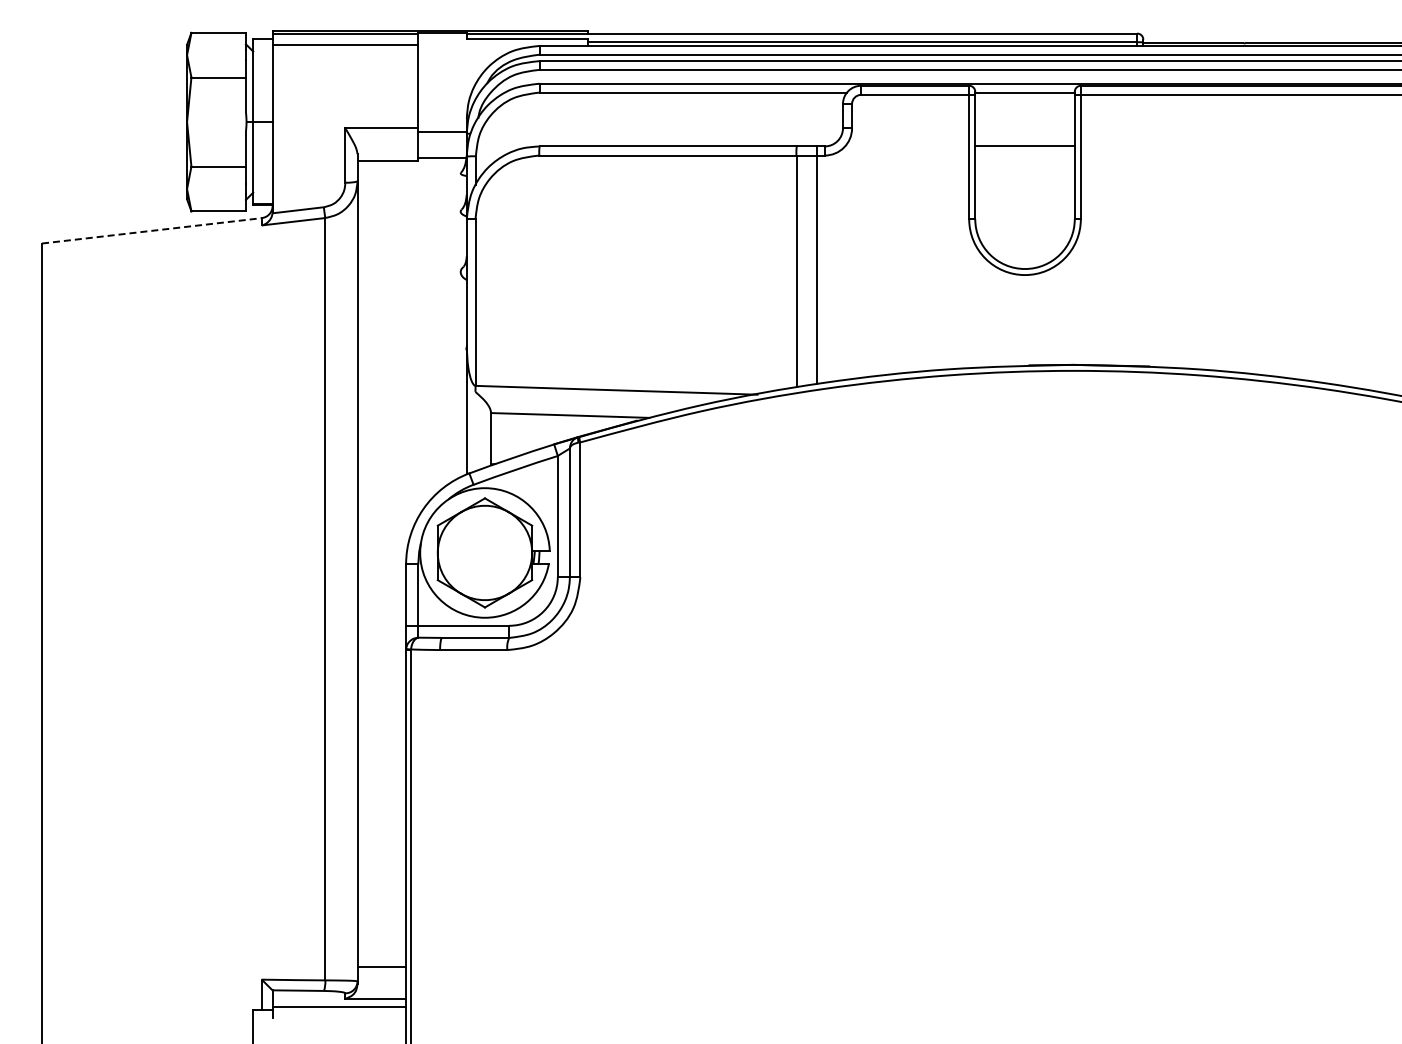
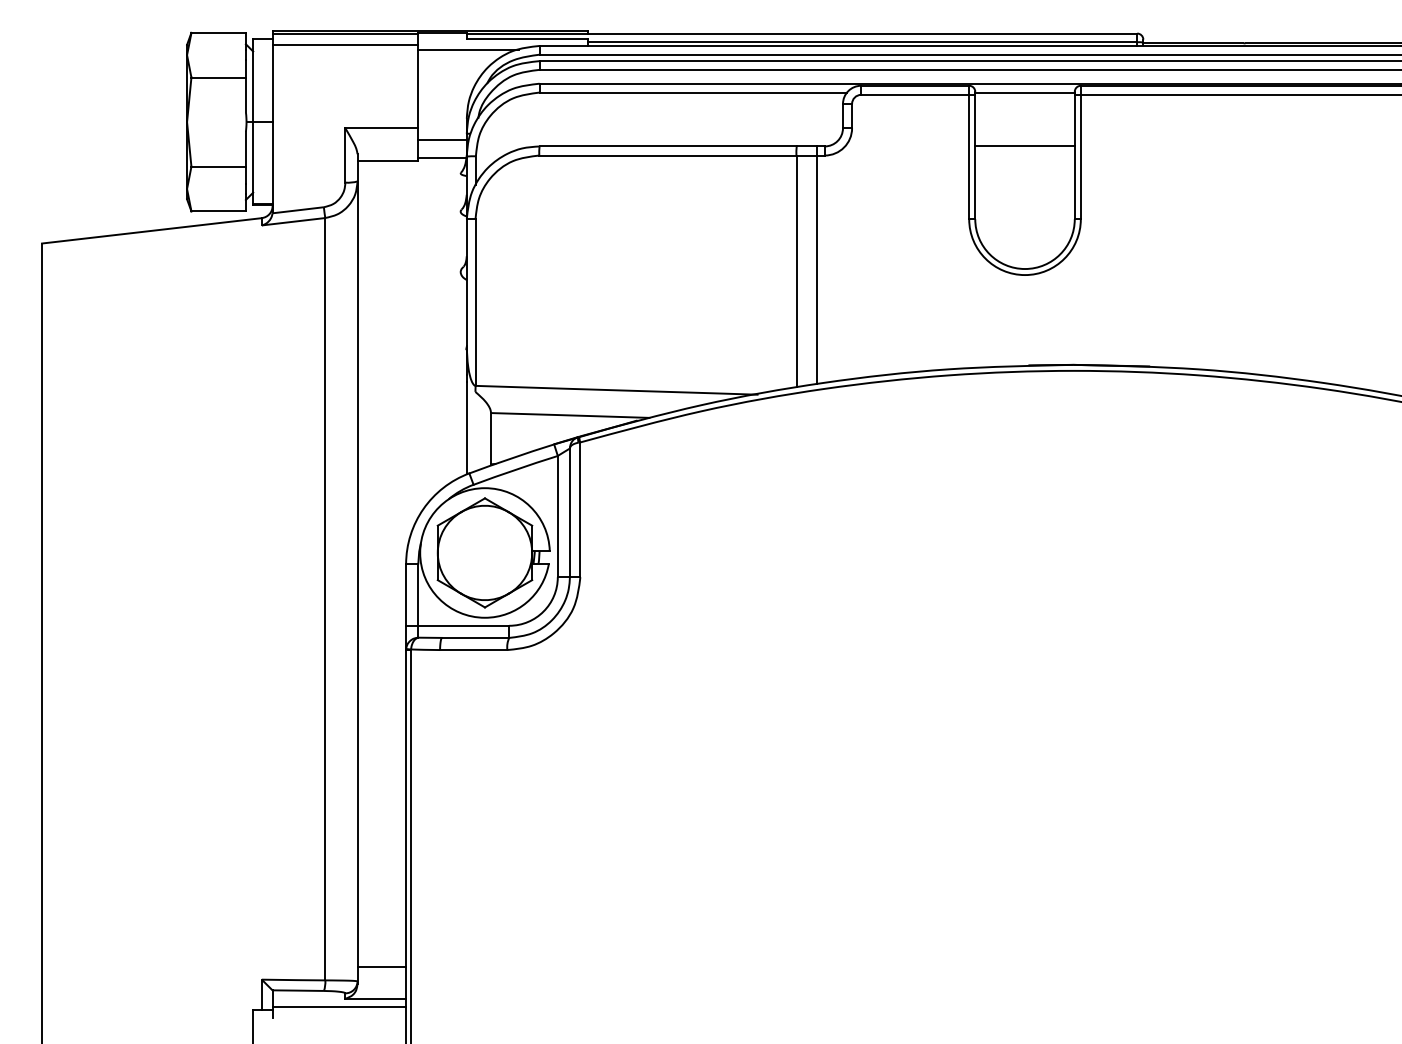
line: none -> present (468, 49)
line position: (442, 132) -> (442, 140) (442, 140)
line: dashed -> solid (151, 230)
